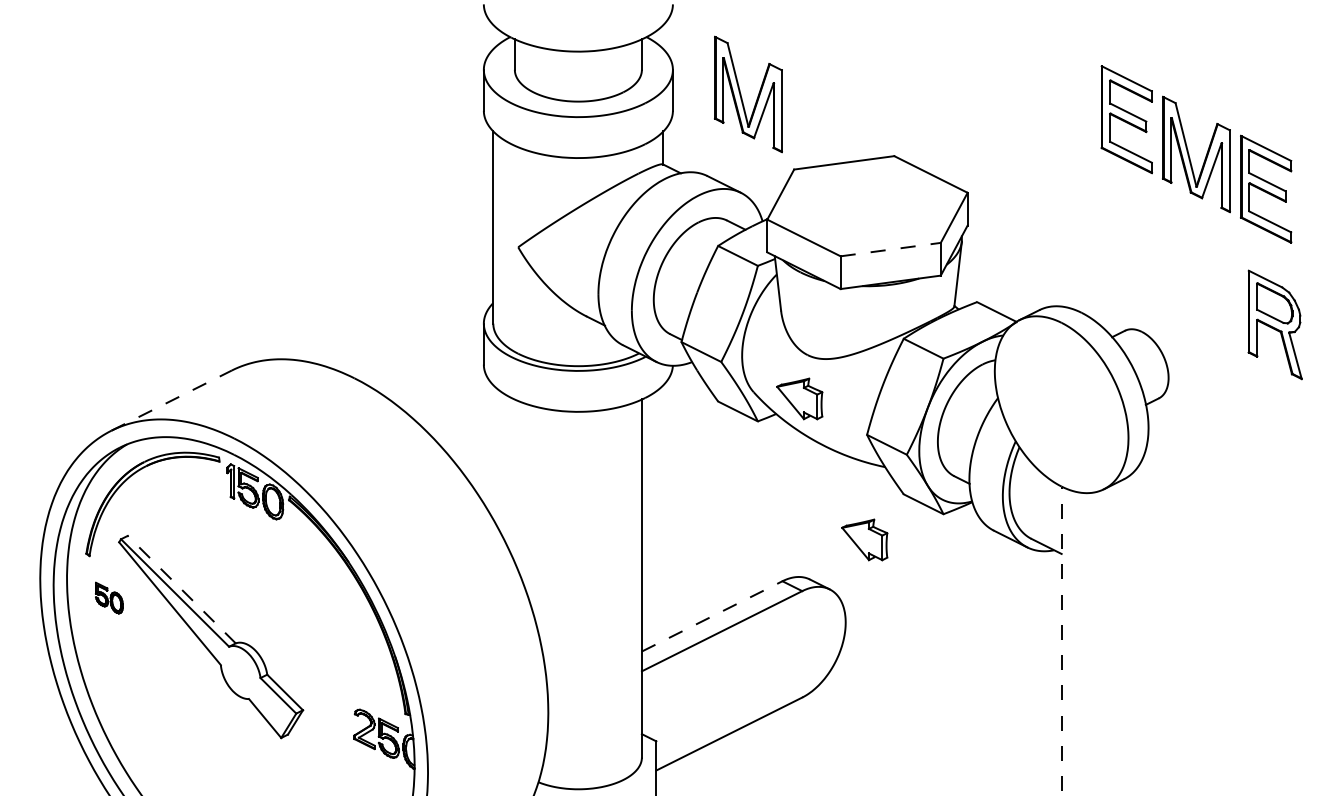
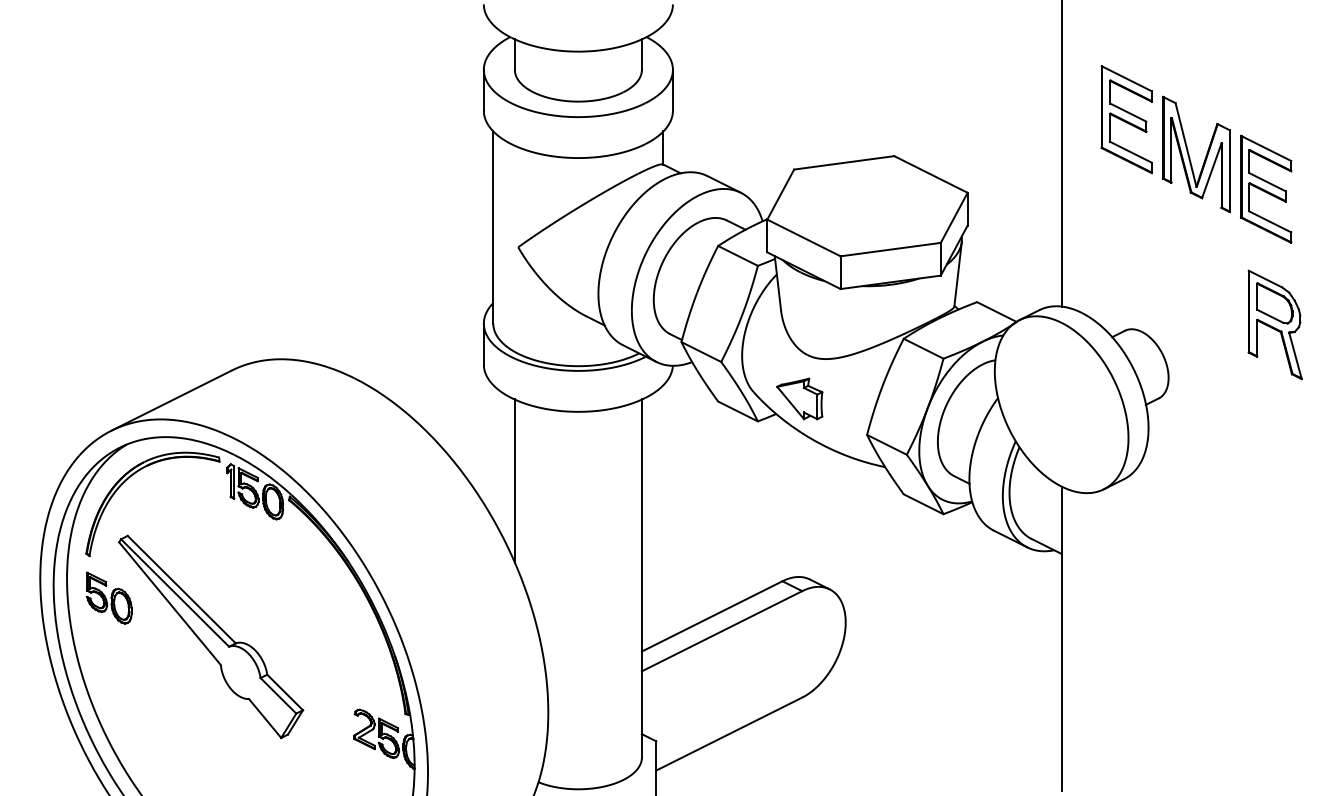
part: present -> none (742, 97)
line: none -> present (1061, 154)
line: dashed -> solid (890, 249)
line: dashed -> solid (172, 400)
line: none -> present (514, 480)
part: present -> none (864, 539)
line: dashed -> solid (181, 589)
part size: 29x34 px -> 47x54 px (109, 597)
line: dashed -> solid (712, 616)
line: dashed -> solid (1061, 638)
